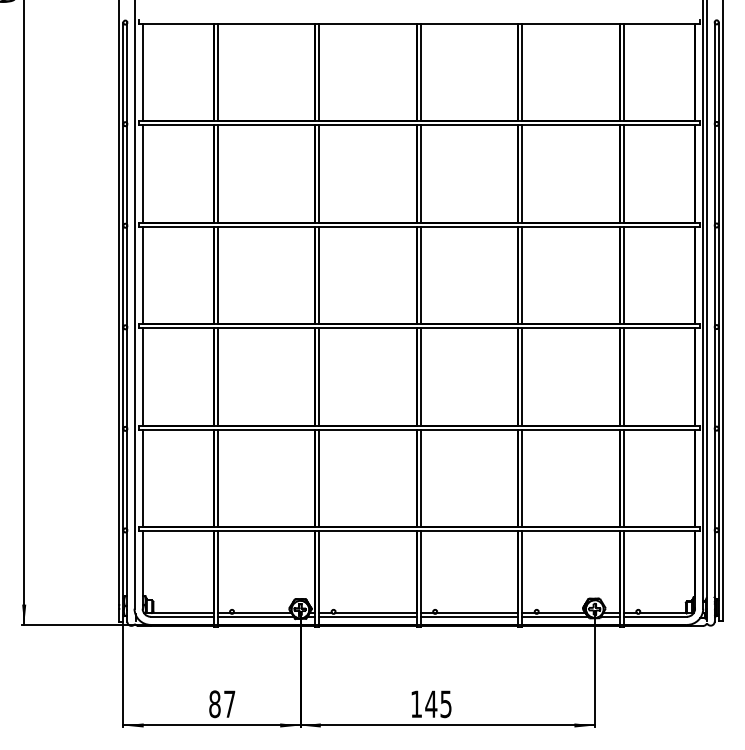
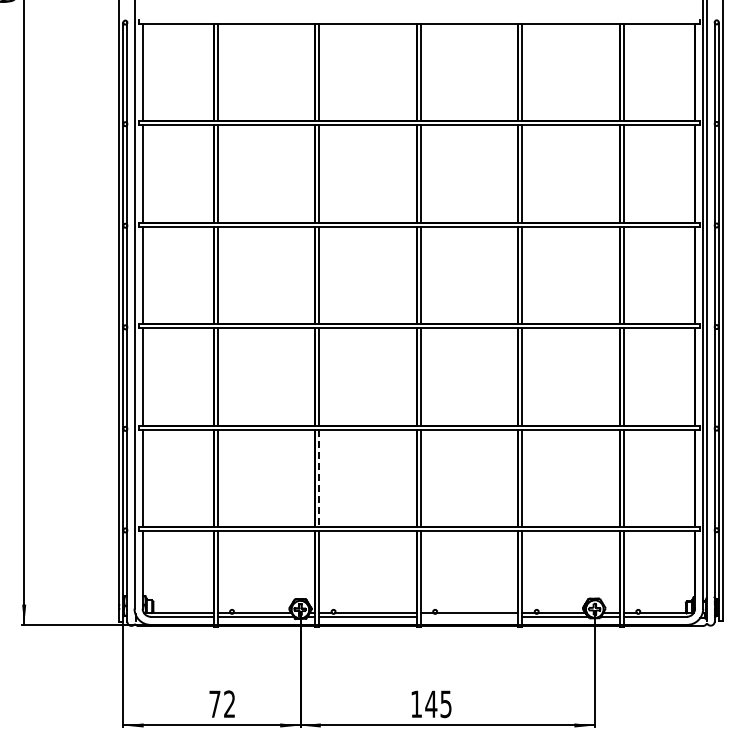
line: solid -> dashed (319, 478)
line: present -> none (469, 616)
text: 87 -> 72 (222, 704)
